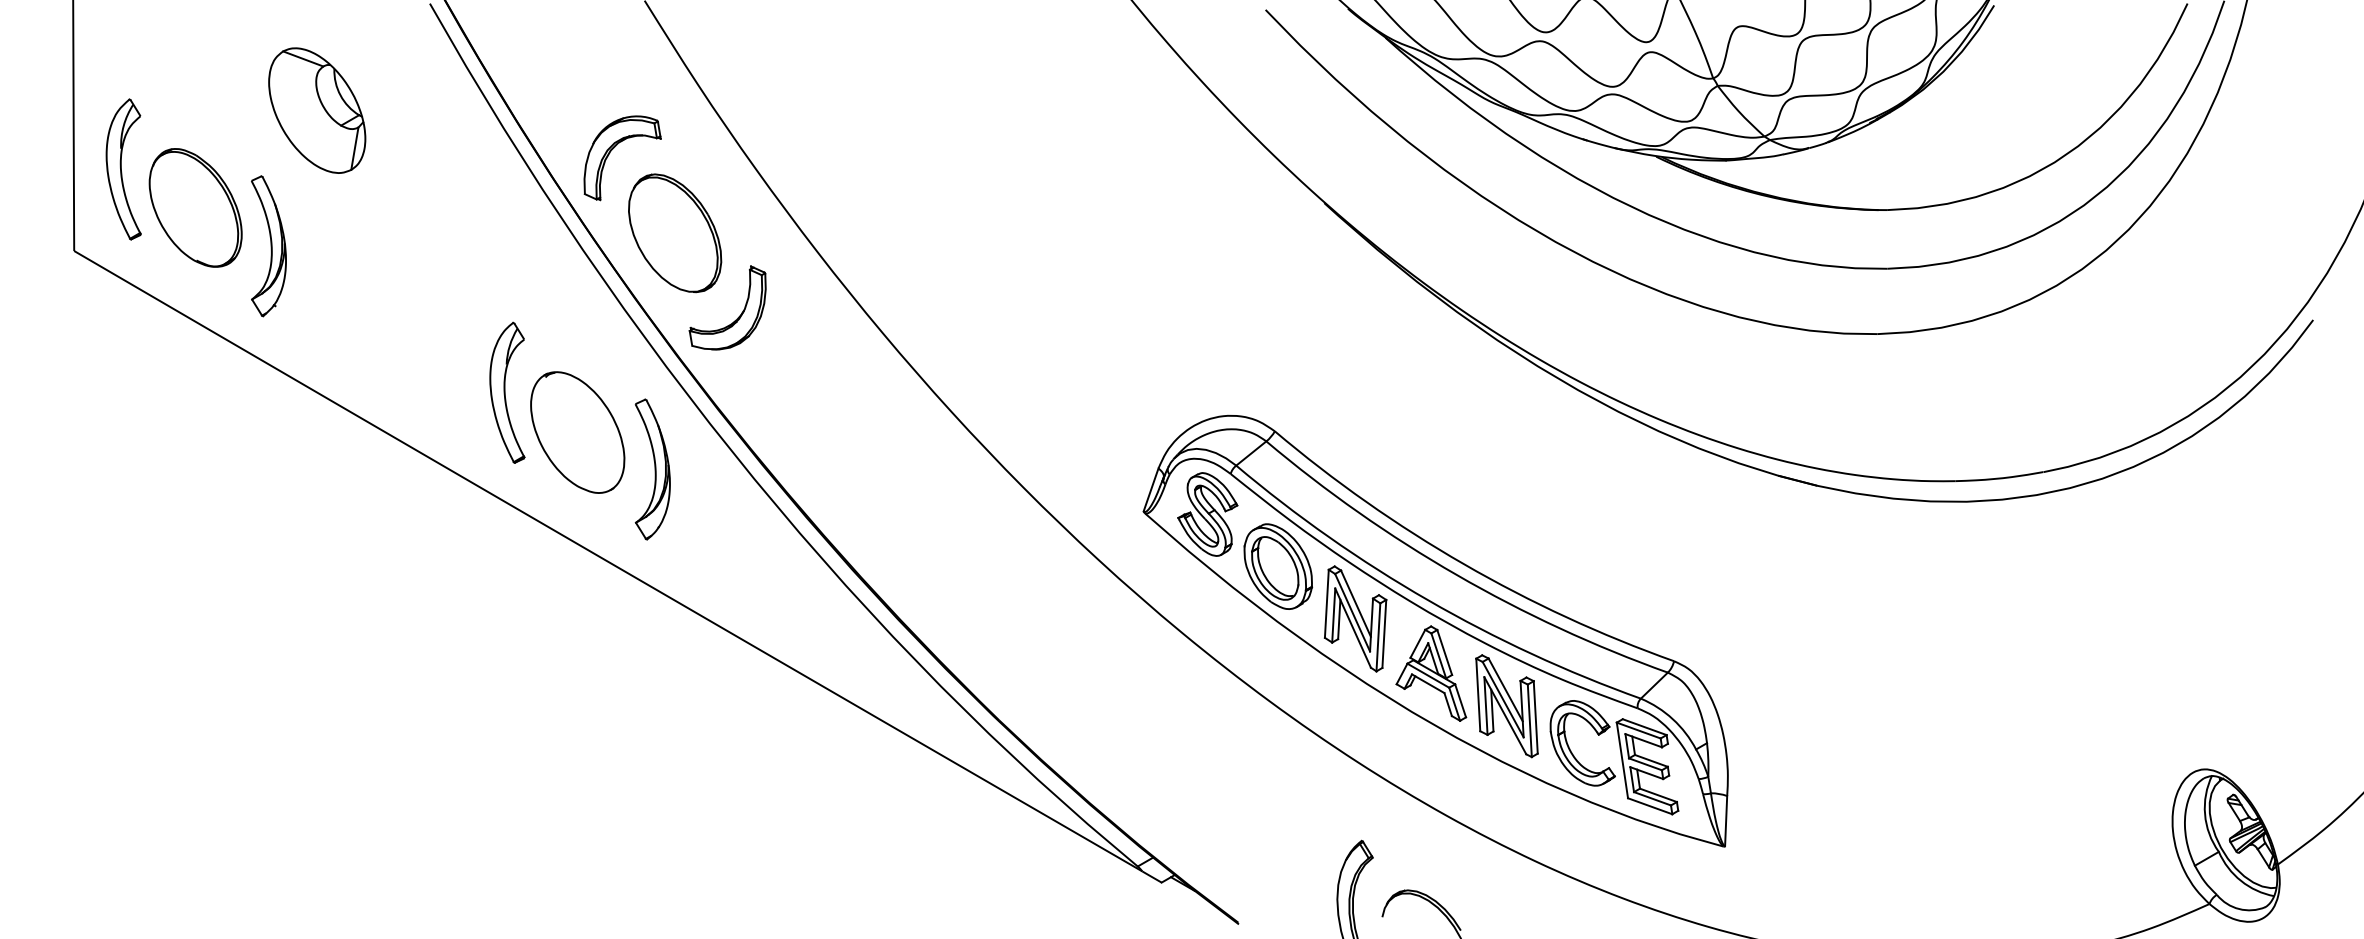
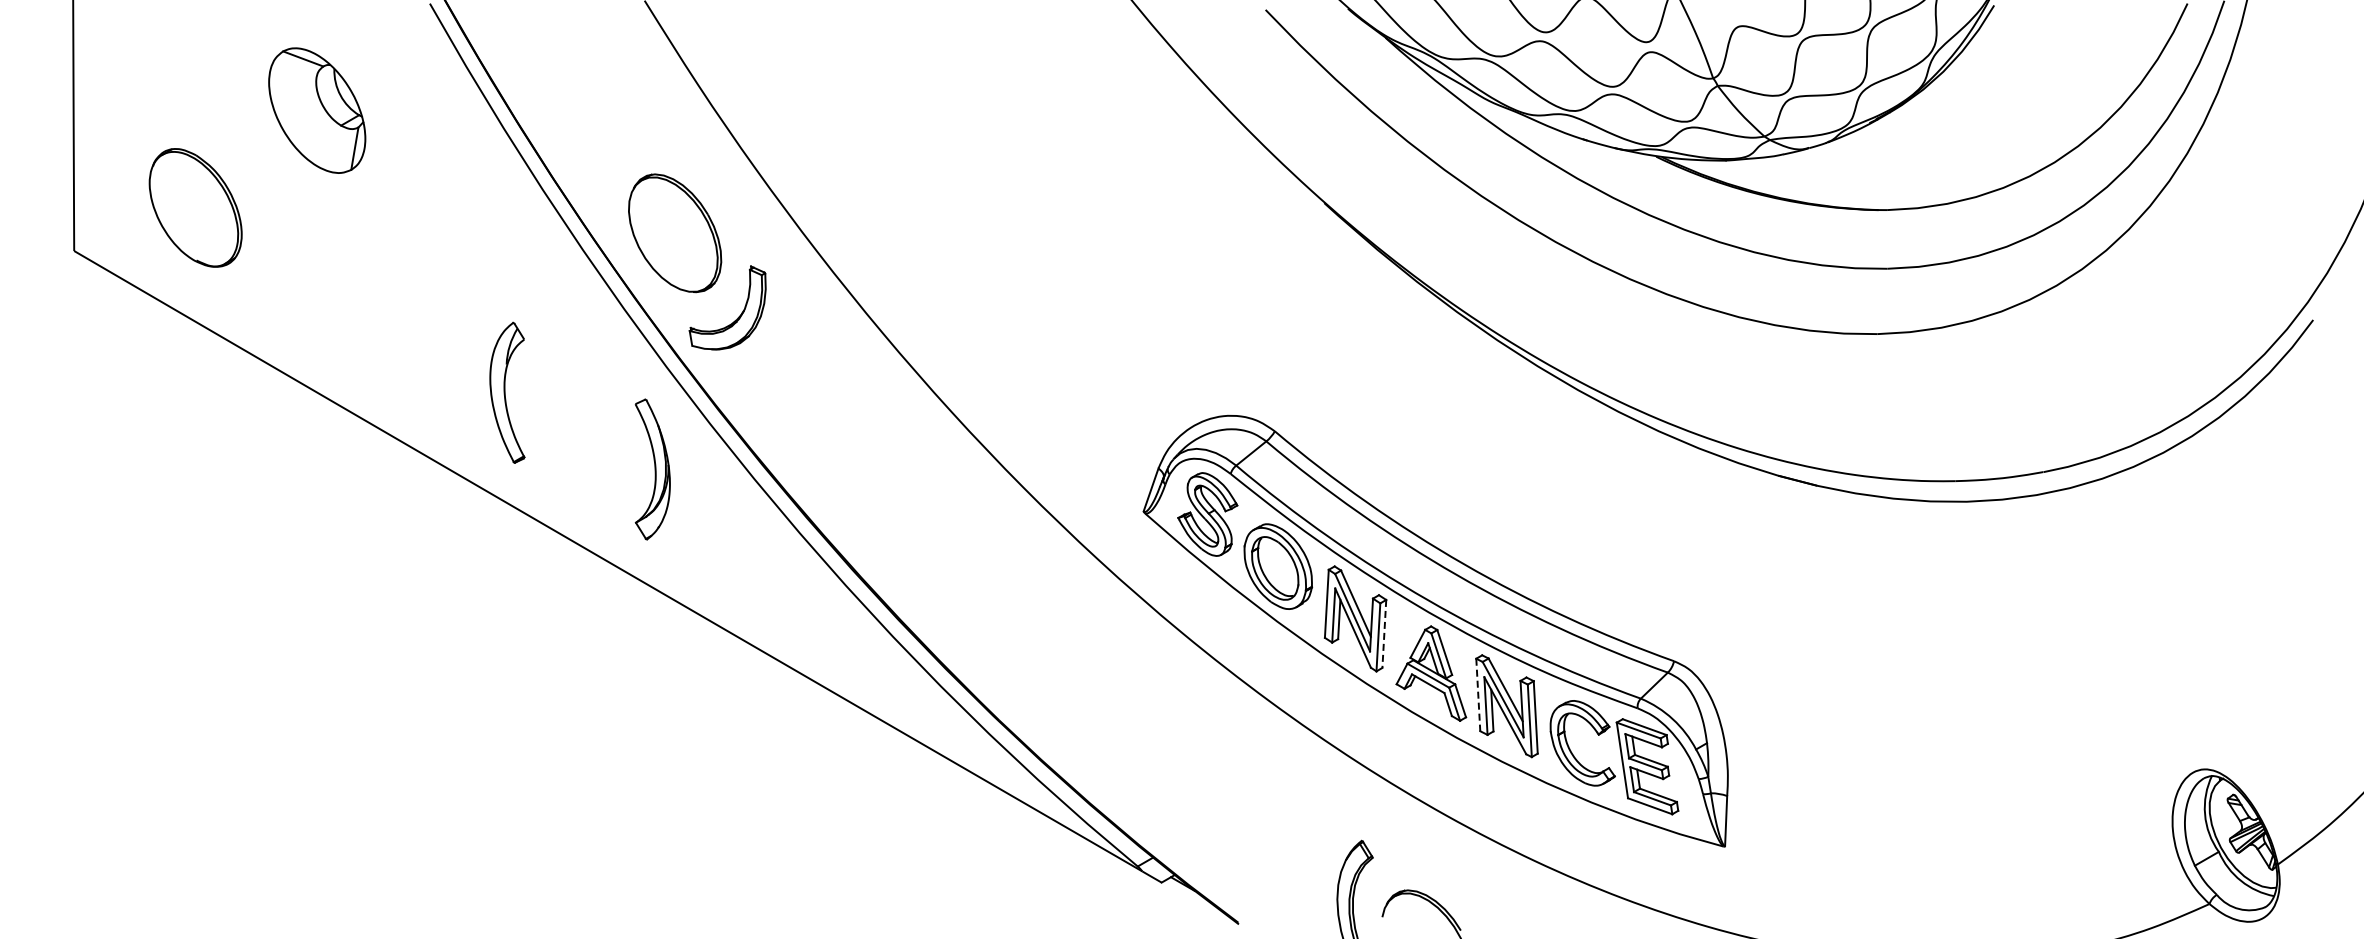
part: present -> none (613, 149)
part: present -> none (123, 169)
part: present -> none (268, 246)
part: present -> none (577, 432)
line: solid -> dashed (1384, 634)
line: solid -> dashed (1478, 695)
